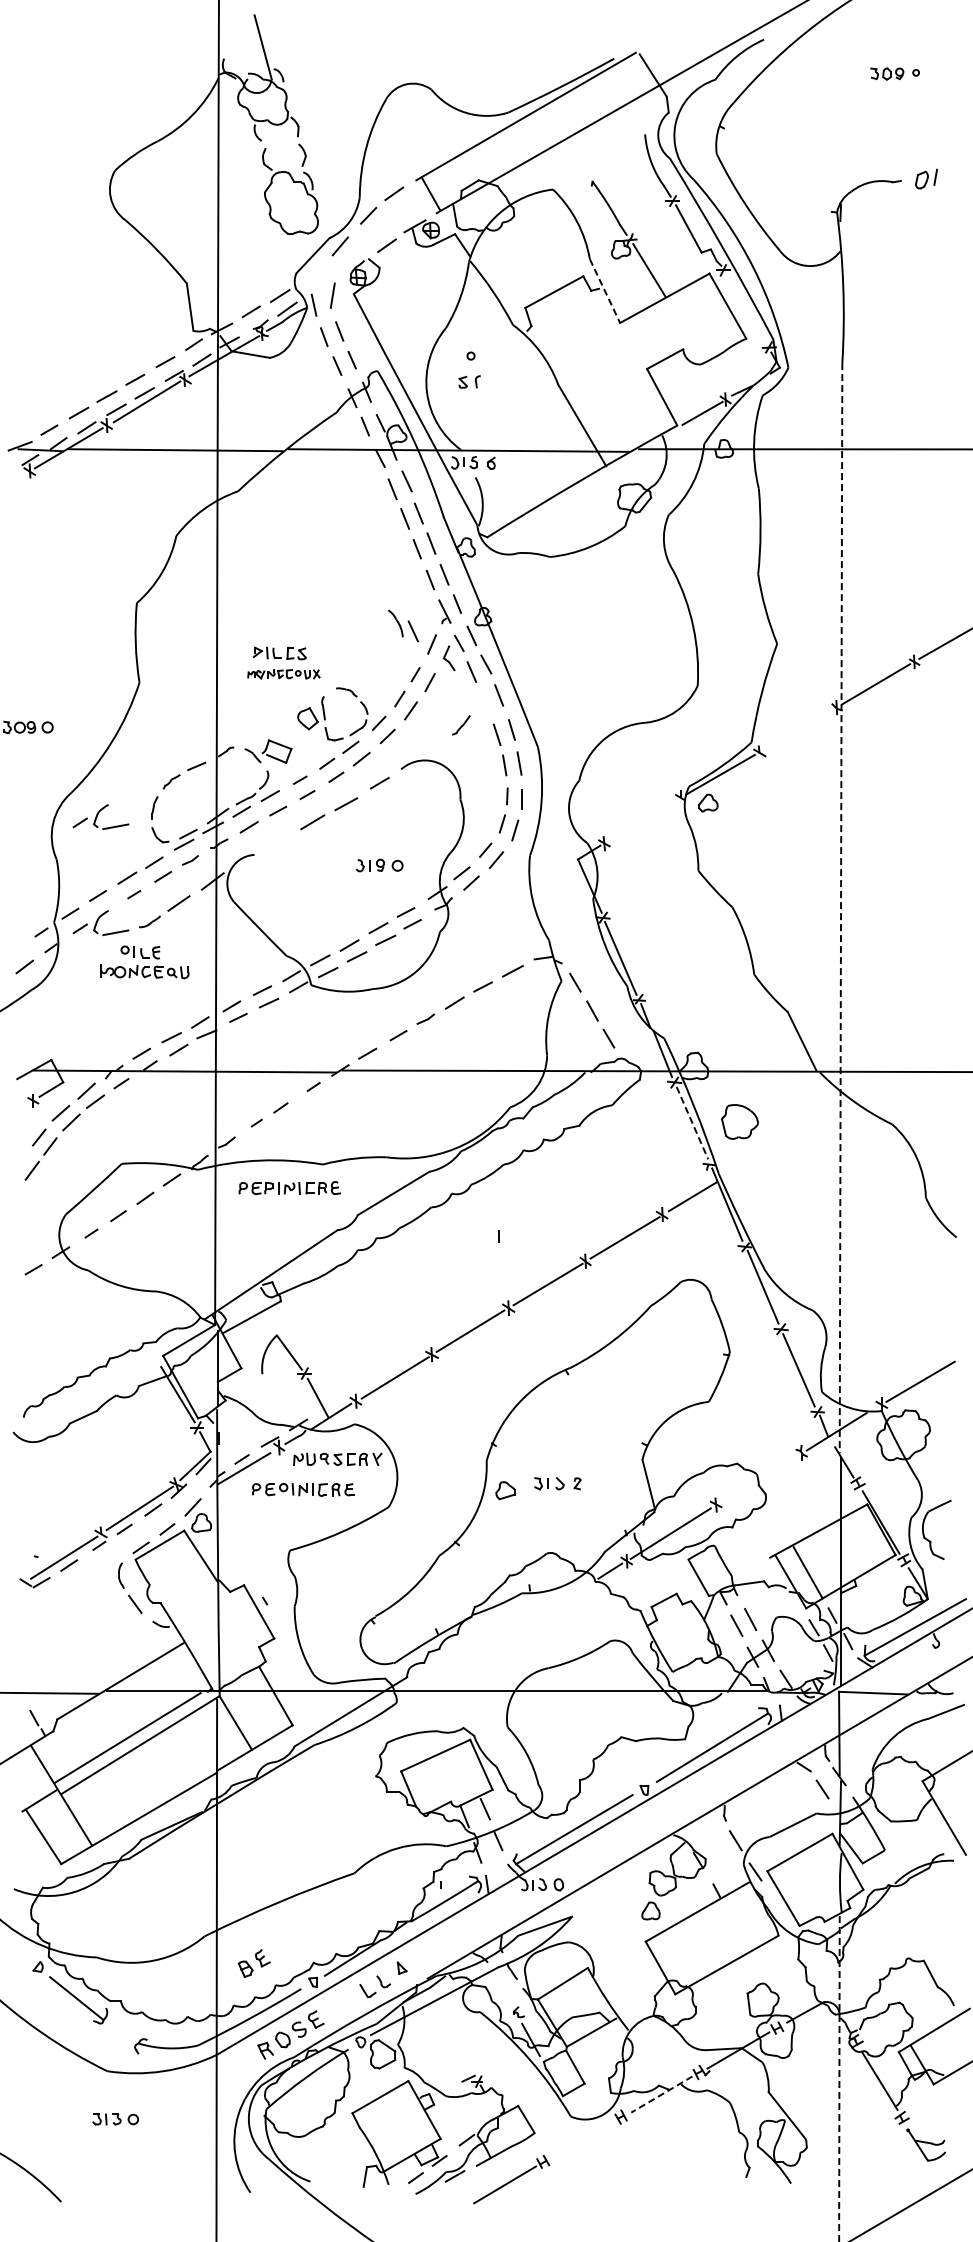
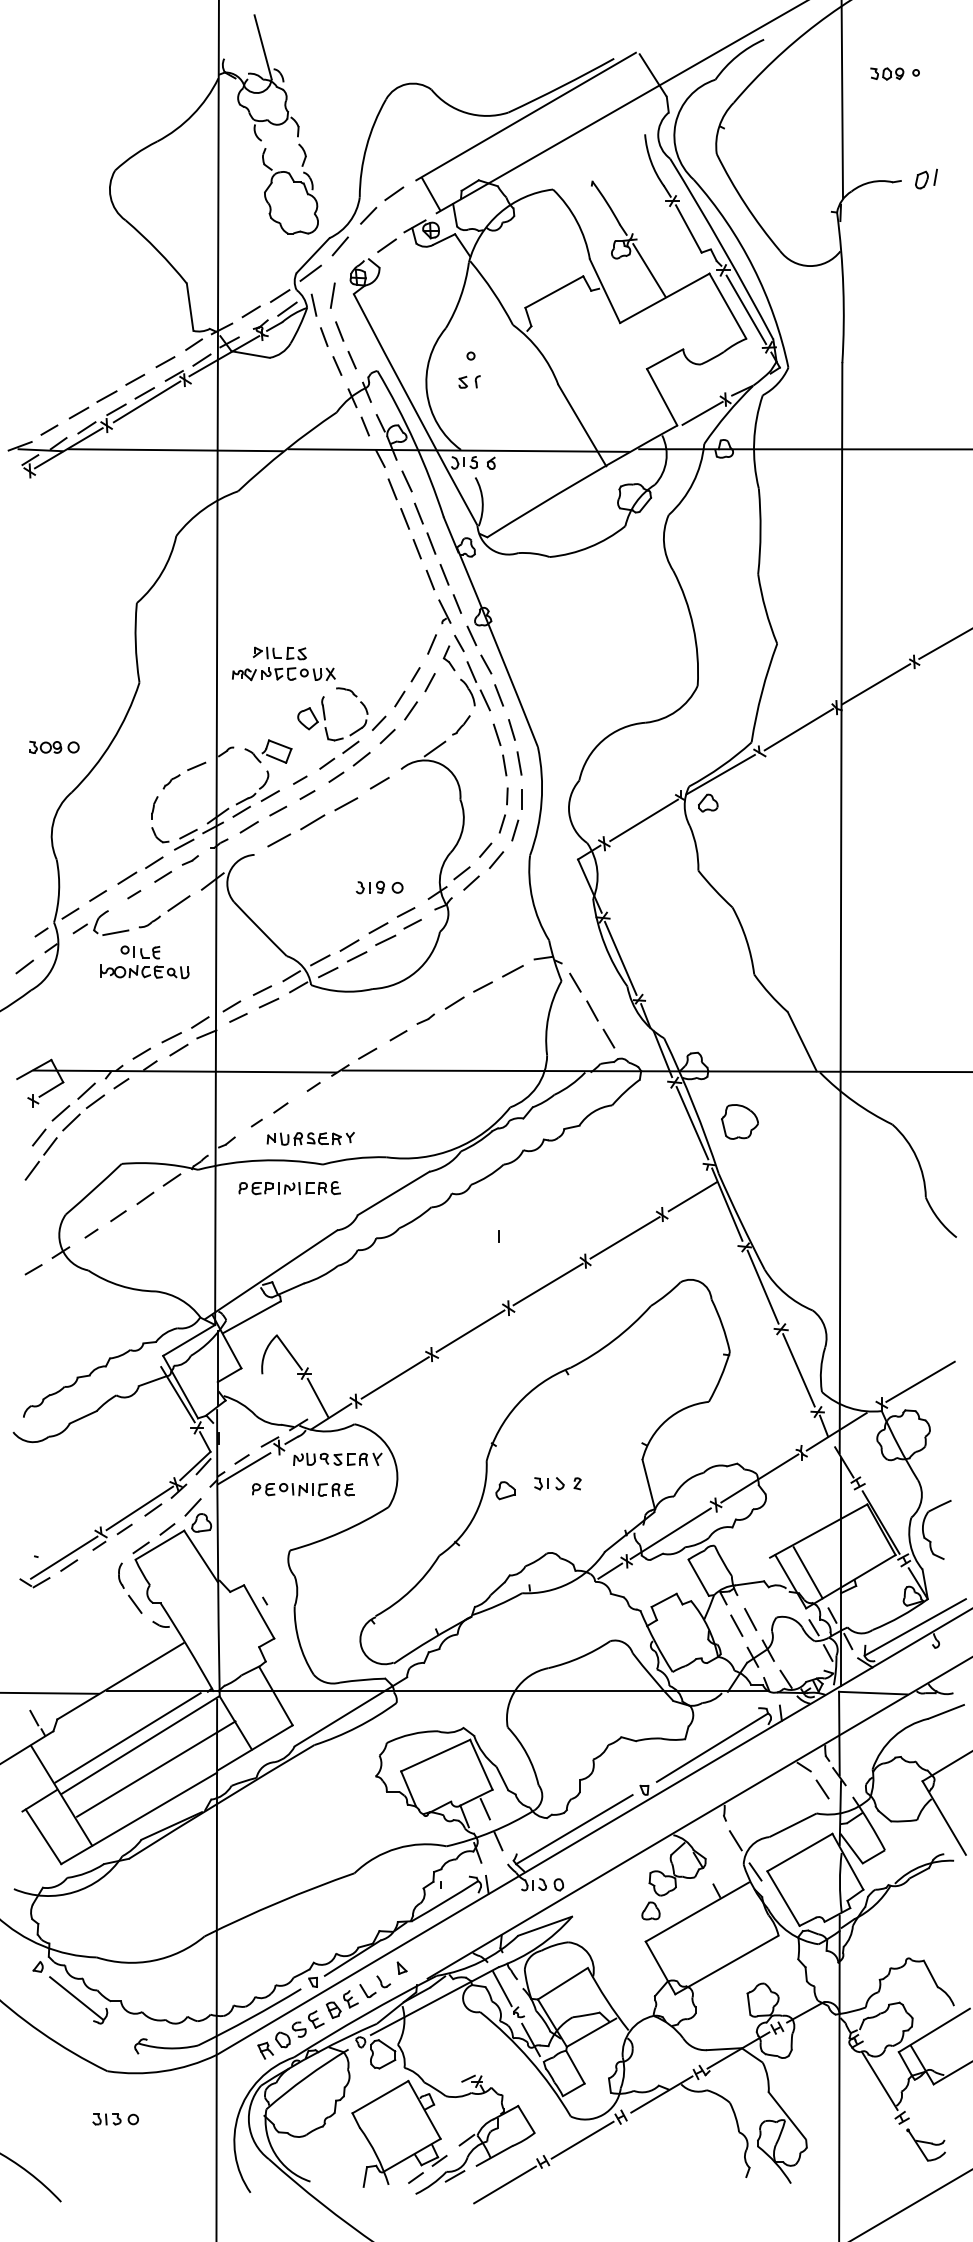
line: none -> present (842, 100)
line: none -> present (310, 272)
line: dashed -> solid (605, 291)
line: none -> present (746, 309)
part position: (403, 626) -> (475, 695) (475, 695)
part size: 74x11 px -> 104x15 px (283, 674)
part position: (28, 726) -> (54, 746) (54, 746)
line: none -> present (798, 729)
line: none -> present (434, 748)
part: present -> none (100, 816)
line: none -> present (643, 820)
line: none -> present (279, 840)
part position: (379, 865) -> (379, 887) (379, 887)
line: dashed -> solid (841, 908)
line: dashed -> solid (692, 1123)
part: none -> present (310, 1138)
line: none -> present (759, 1478)
line: none -> present (156, 1768)
part position: (253, 1963) -> (341, 2004) (341, 2004)
line: none -> present (502, 1988)
line: dashed -> solid (839, 2078)
line: dashed -> solid (661, 2094)
line: none -> present (582, 2139)
